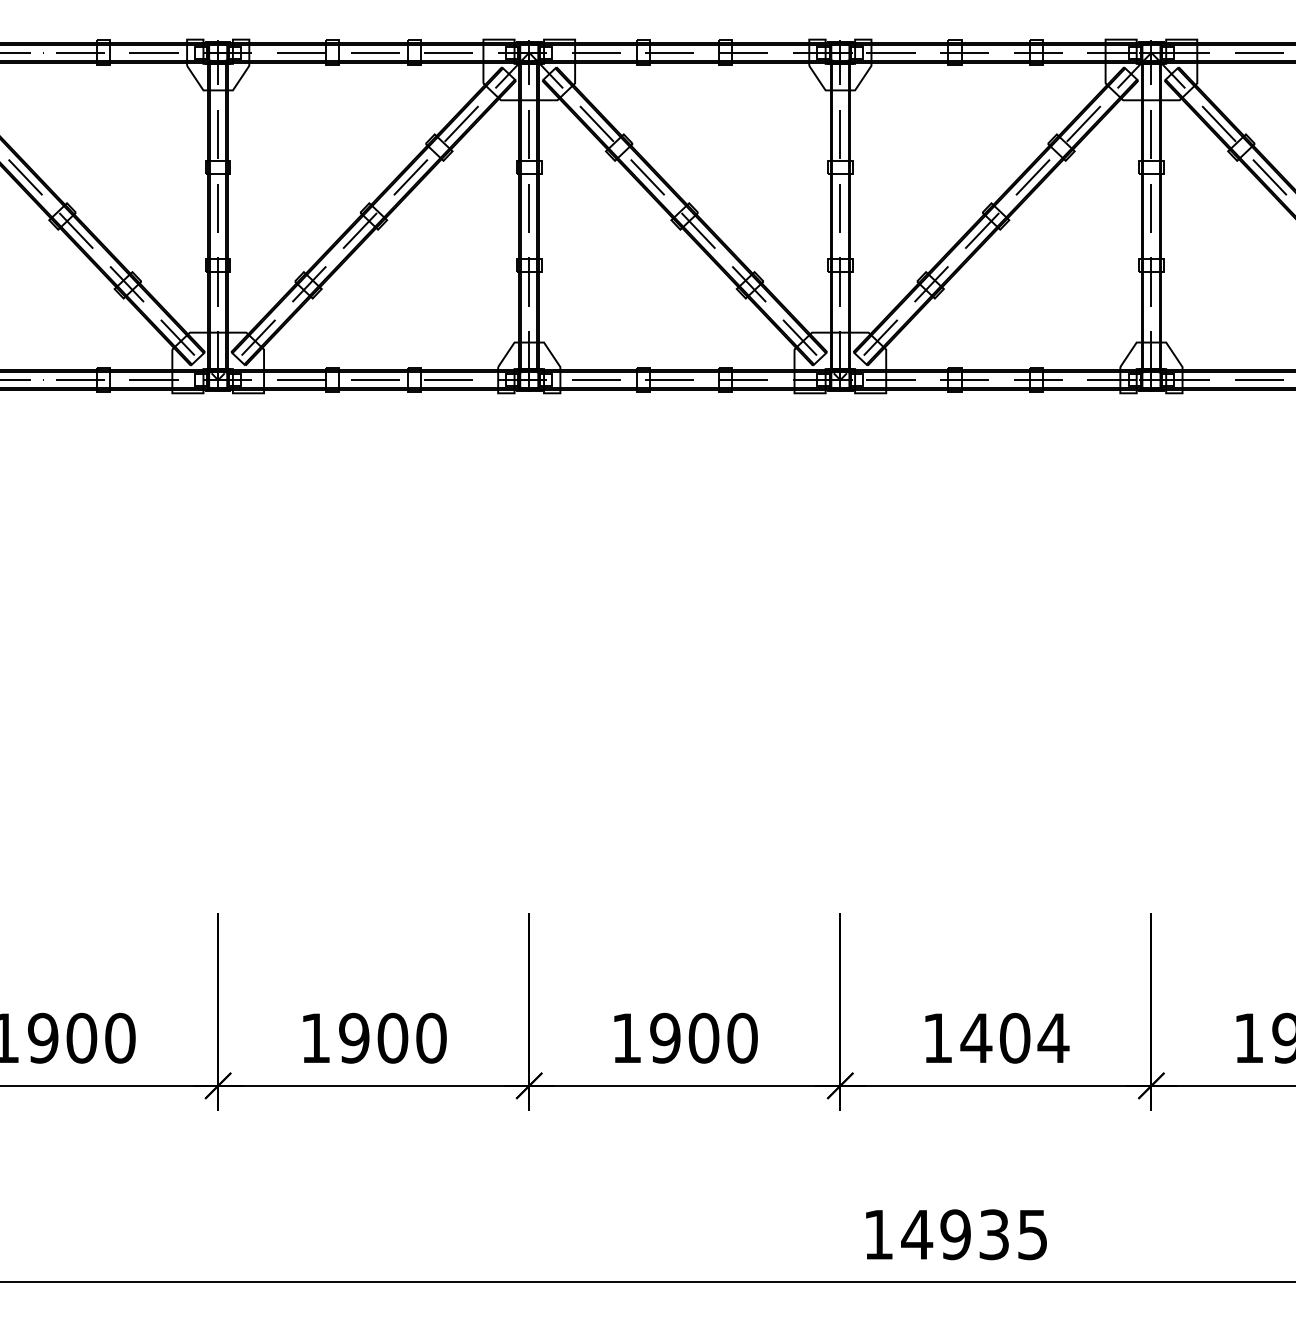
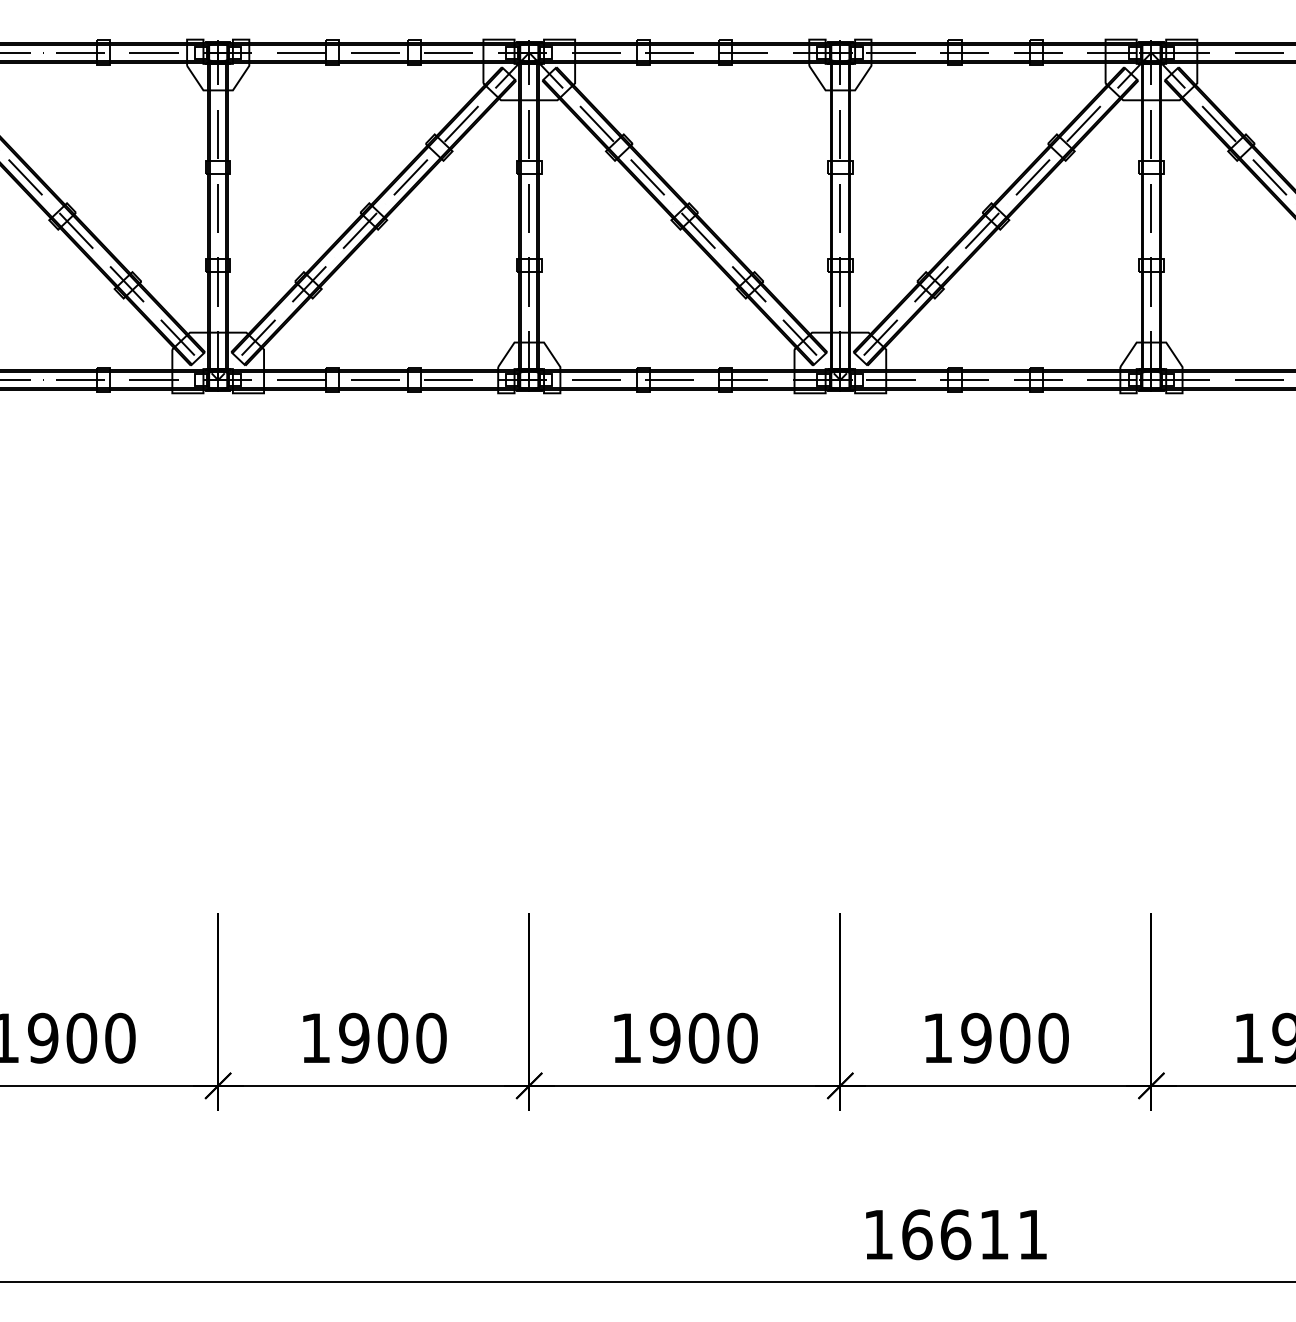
text: 1404 -> 1900 (1014, 1037)
text: 14935 -> 16611 (973, 1234)
